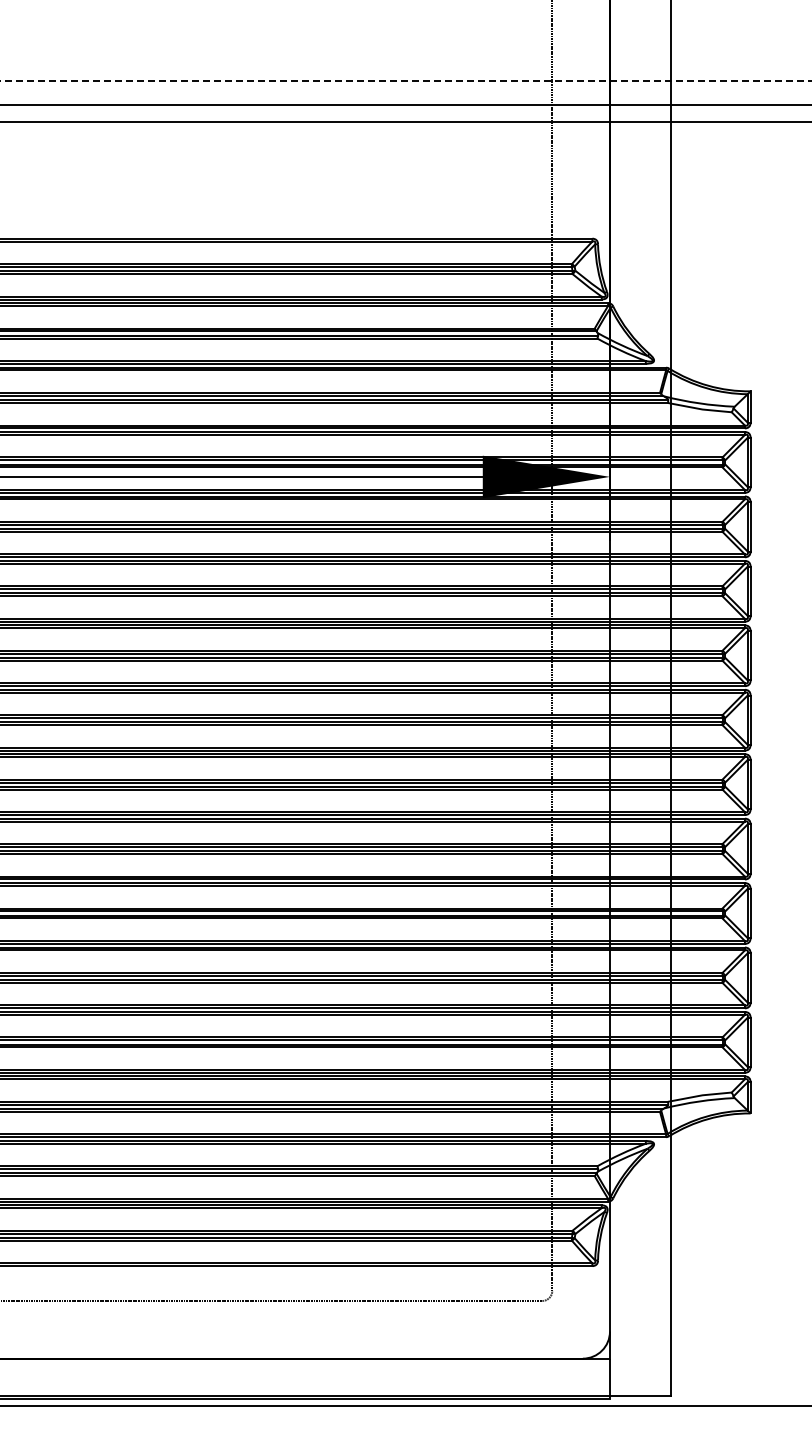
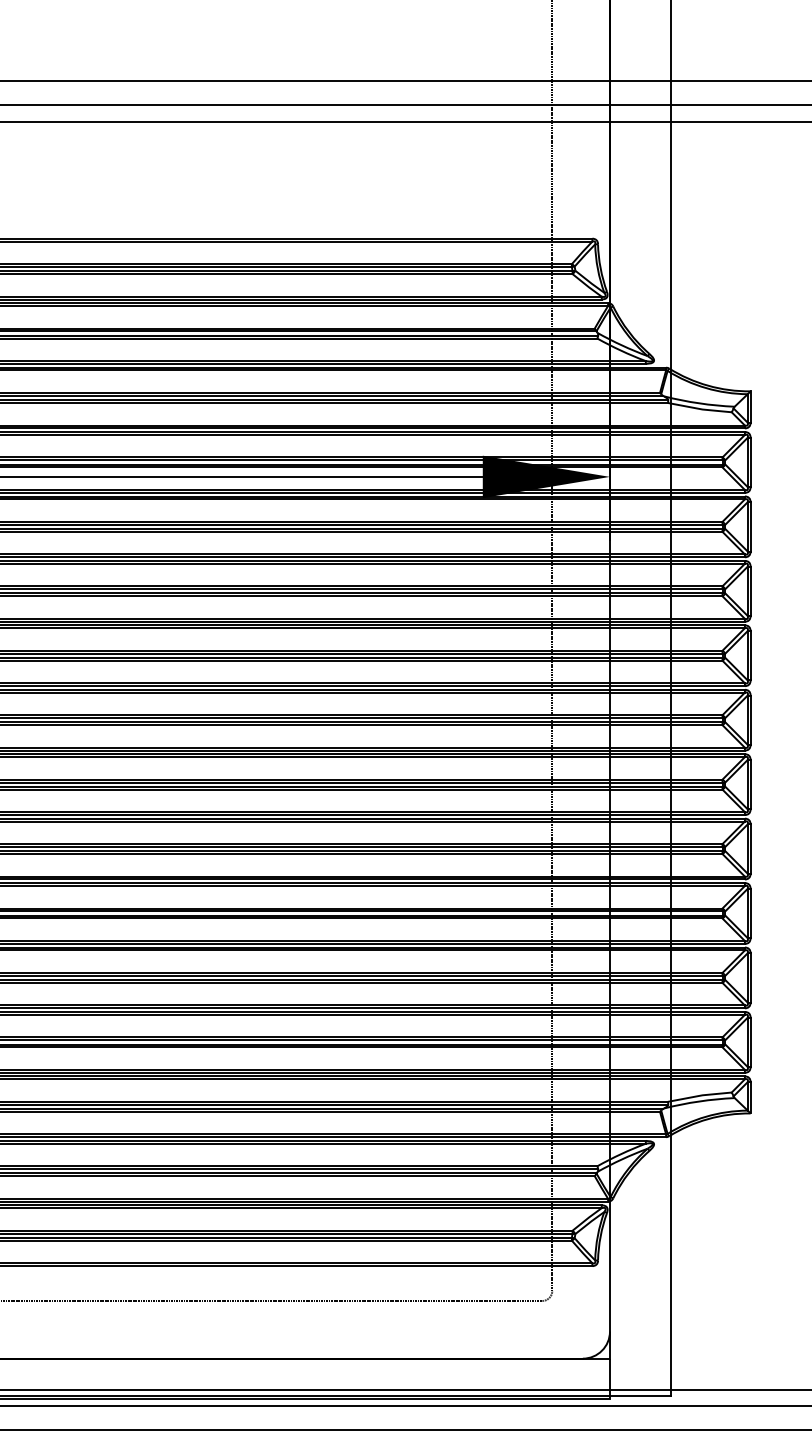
line: dashed -> solid (405, 80)
line: none -> present (405, 1389)
line: none -> present (405, 1430)
